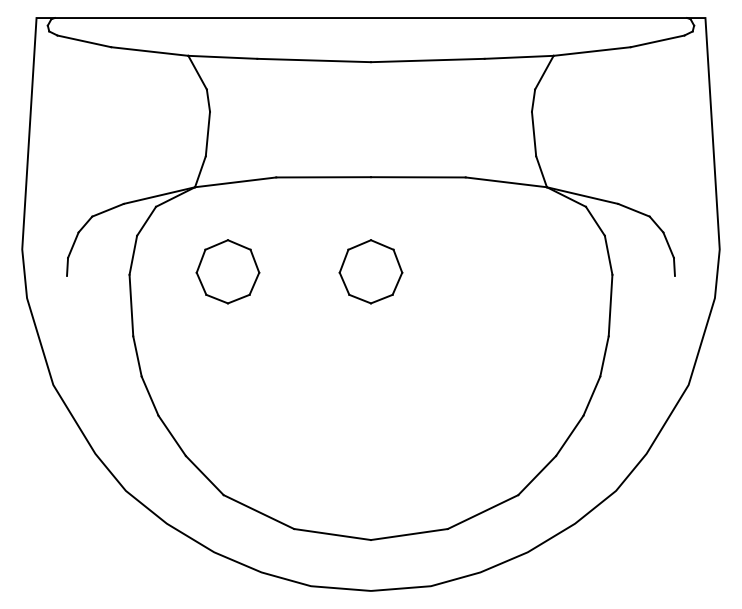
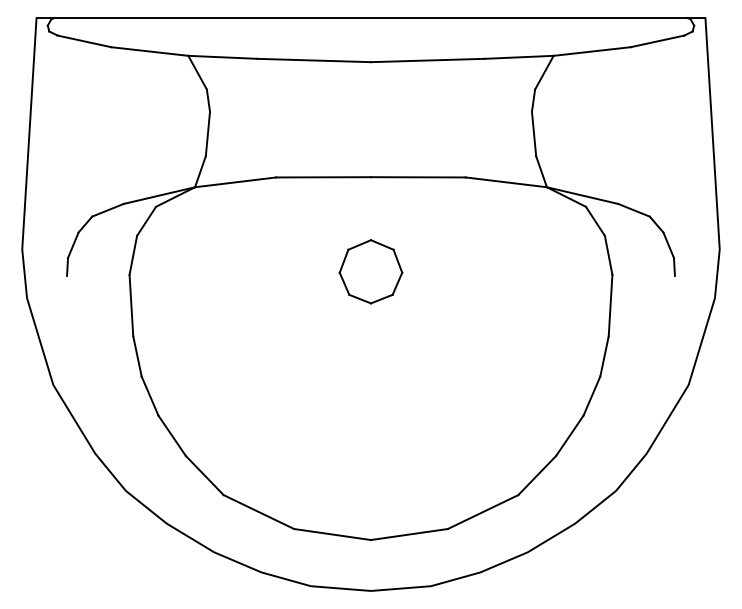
part: present -> none (227, 271)
